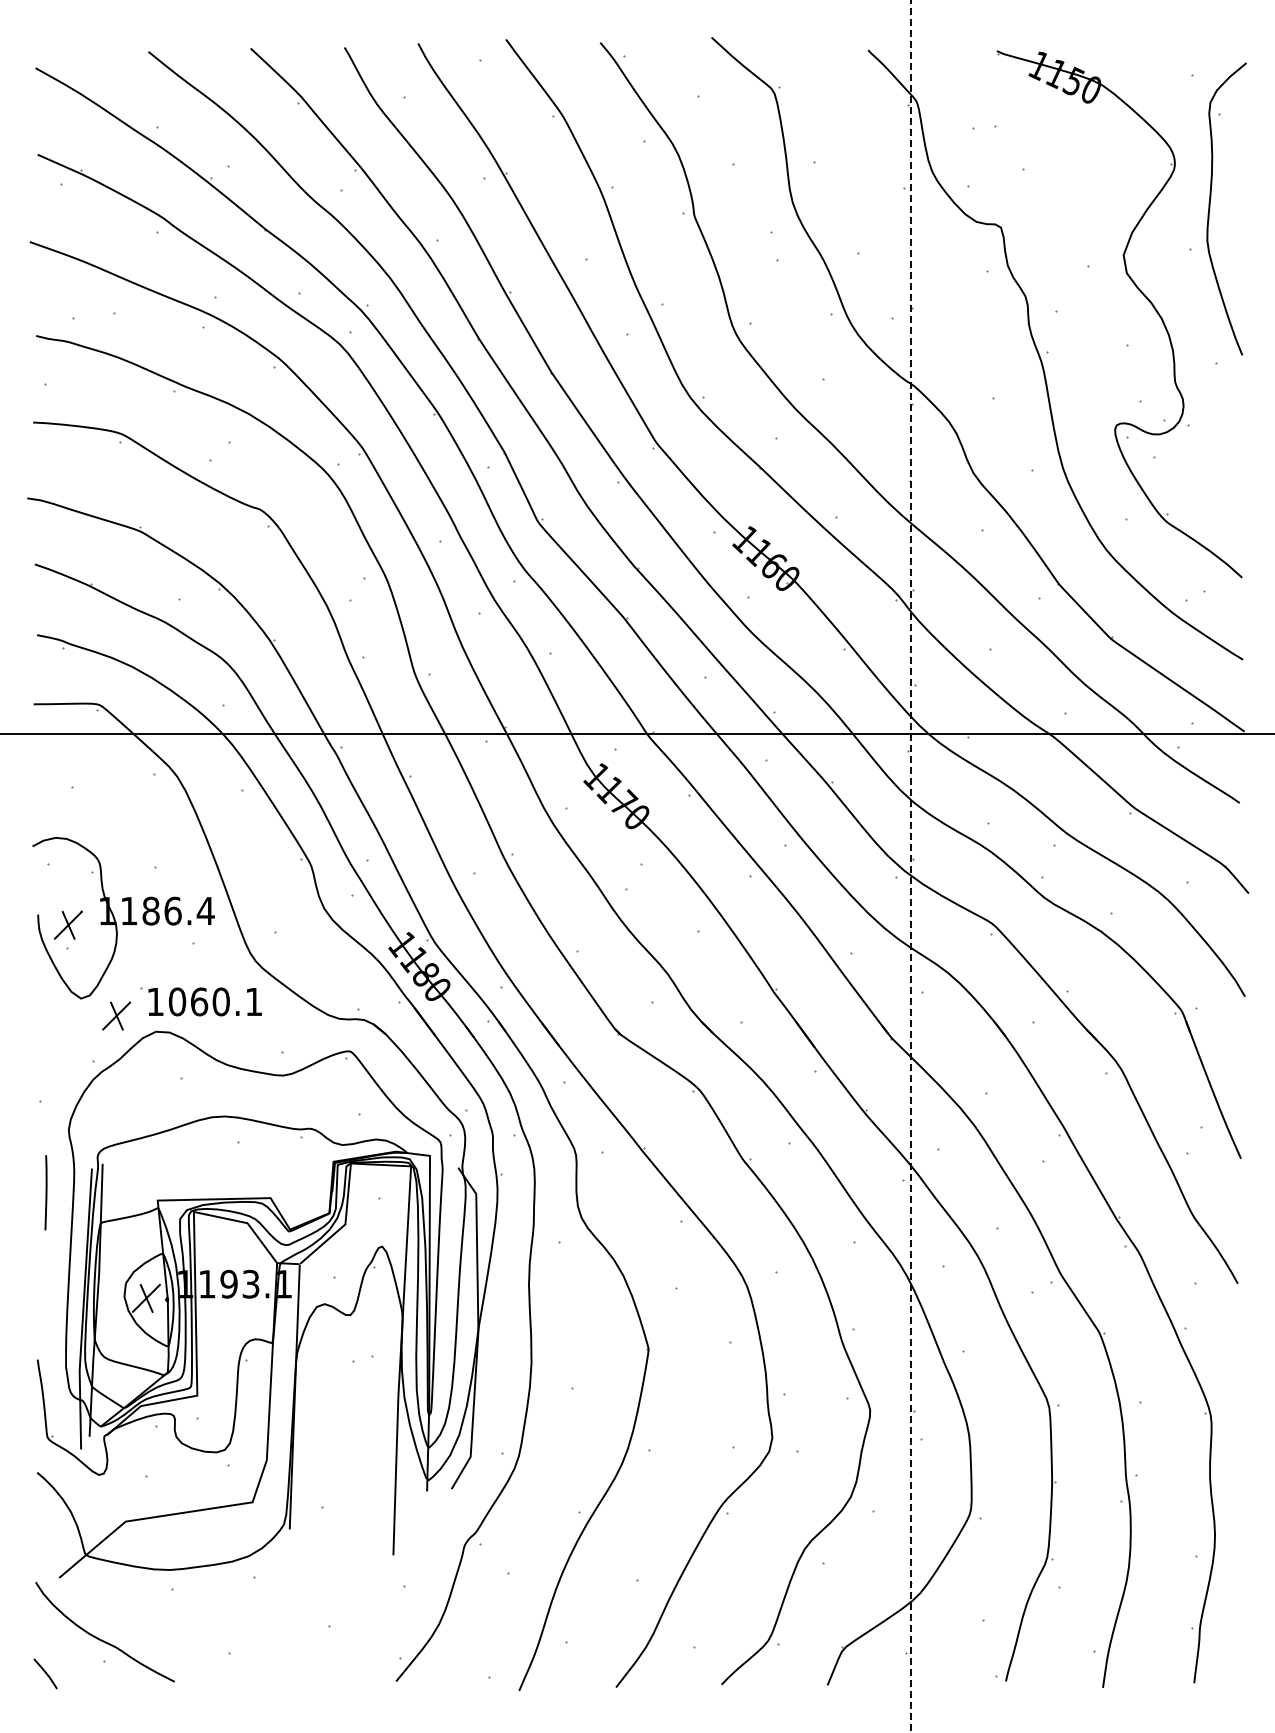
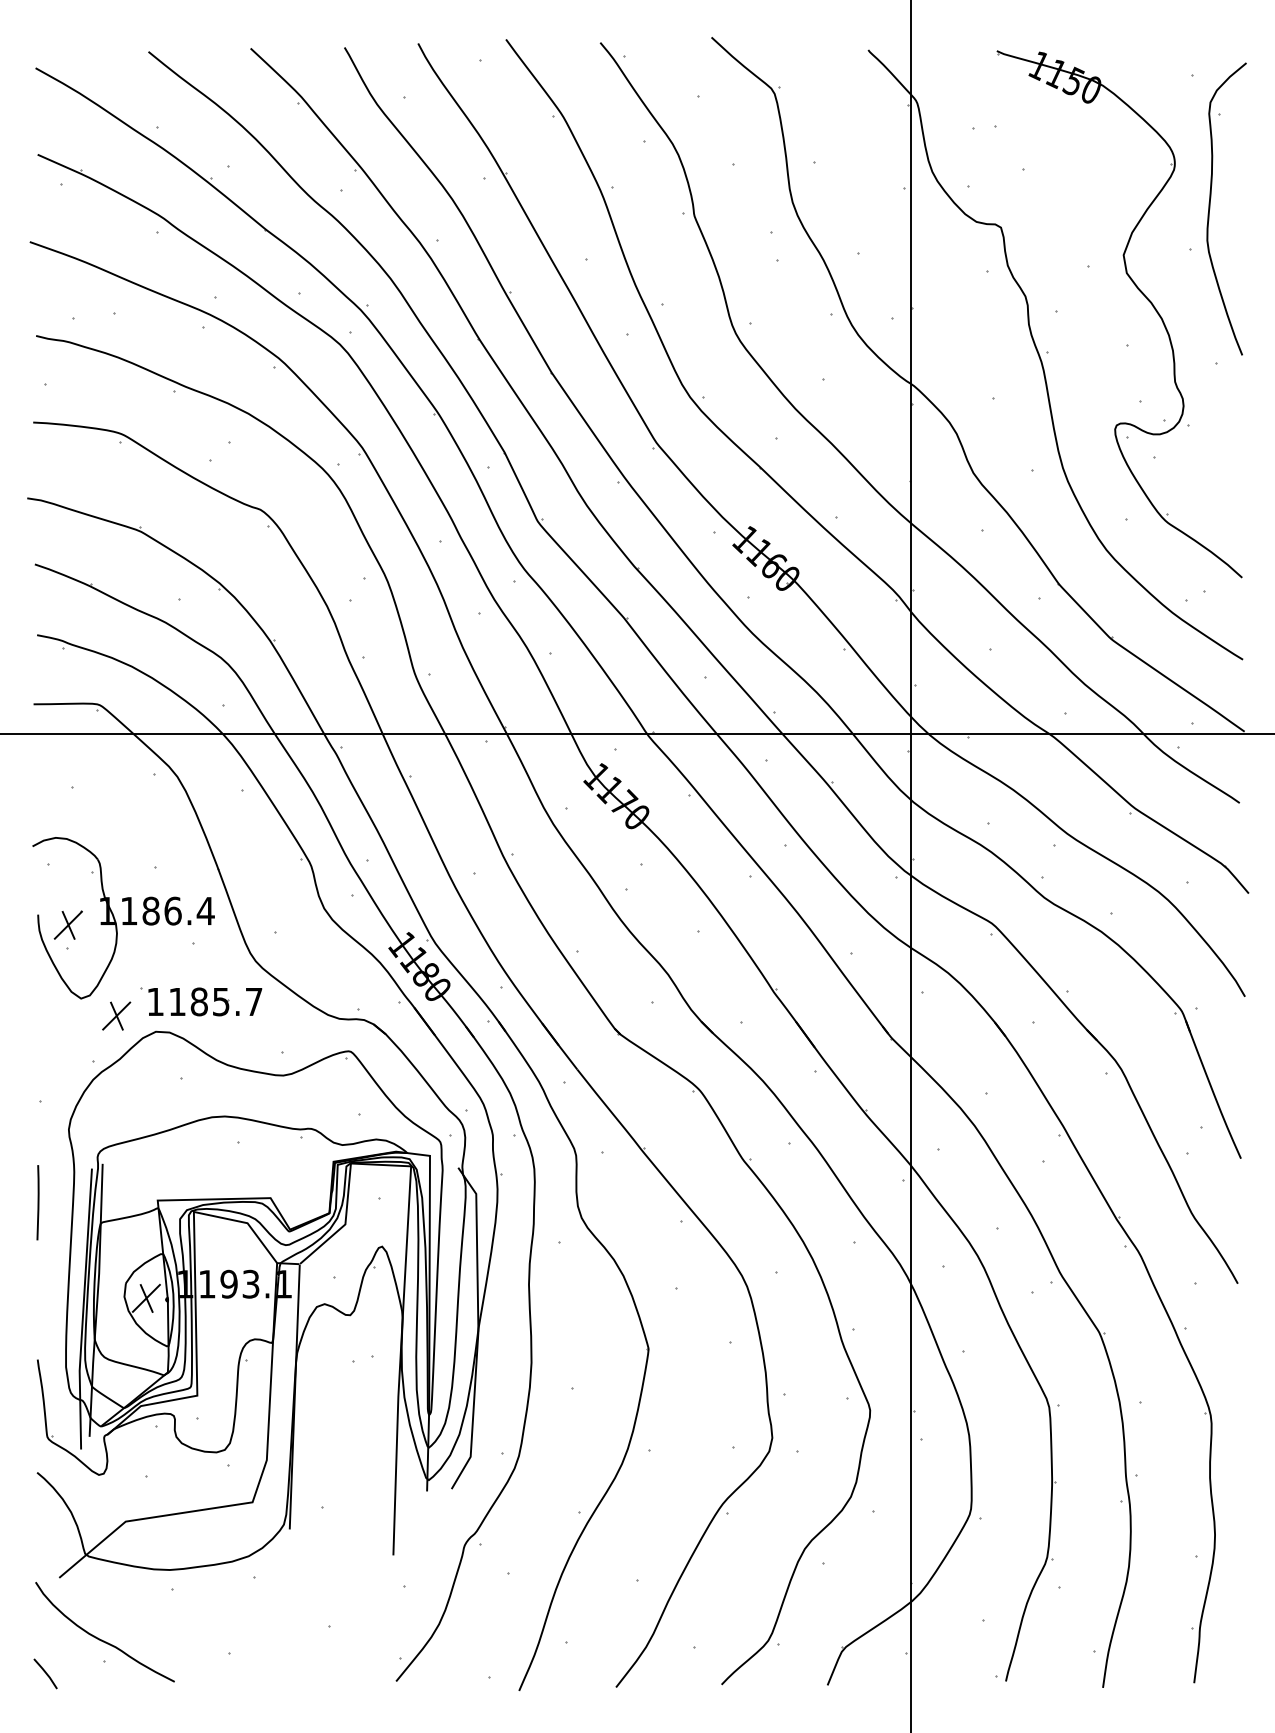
line: dashed -> solid (910, 867)
text: 1060.1 -> 1185.7 (215, 1001)
line position: (45, 1192) -> (37, 1202) (37, 1202)
